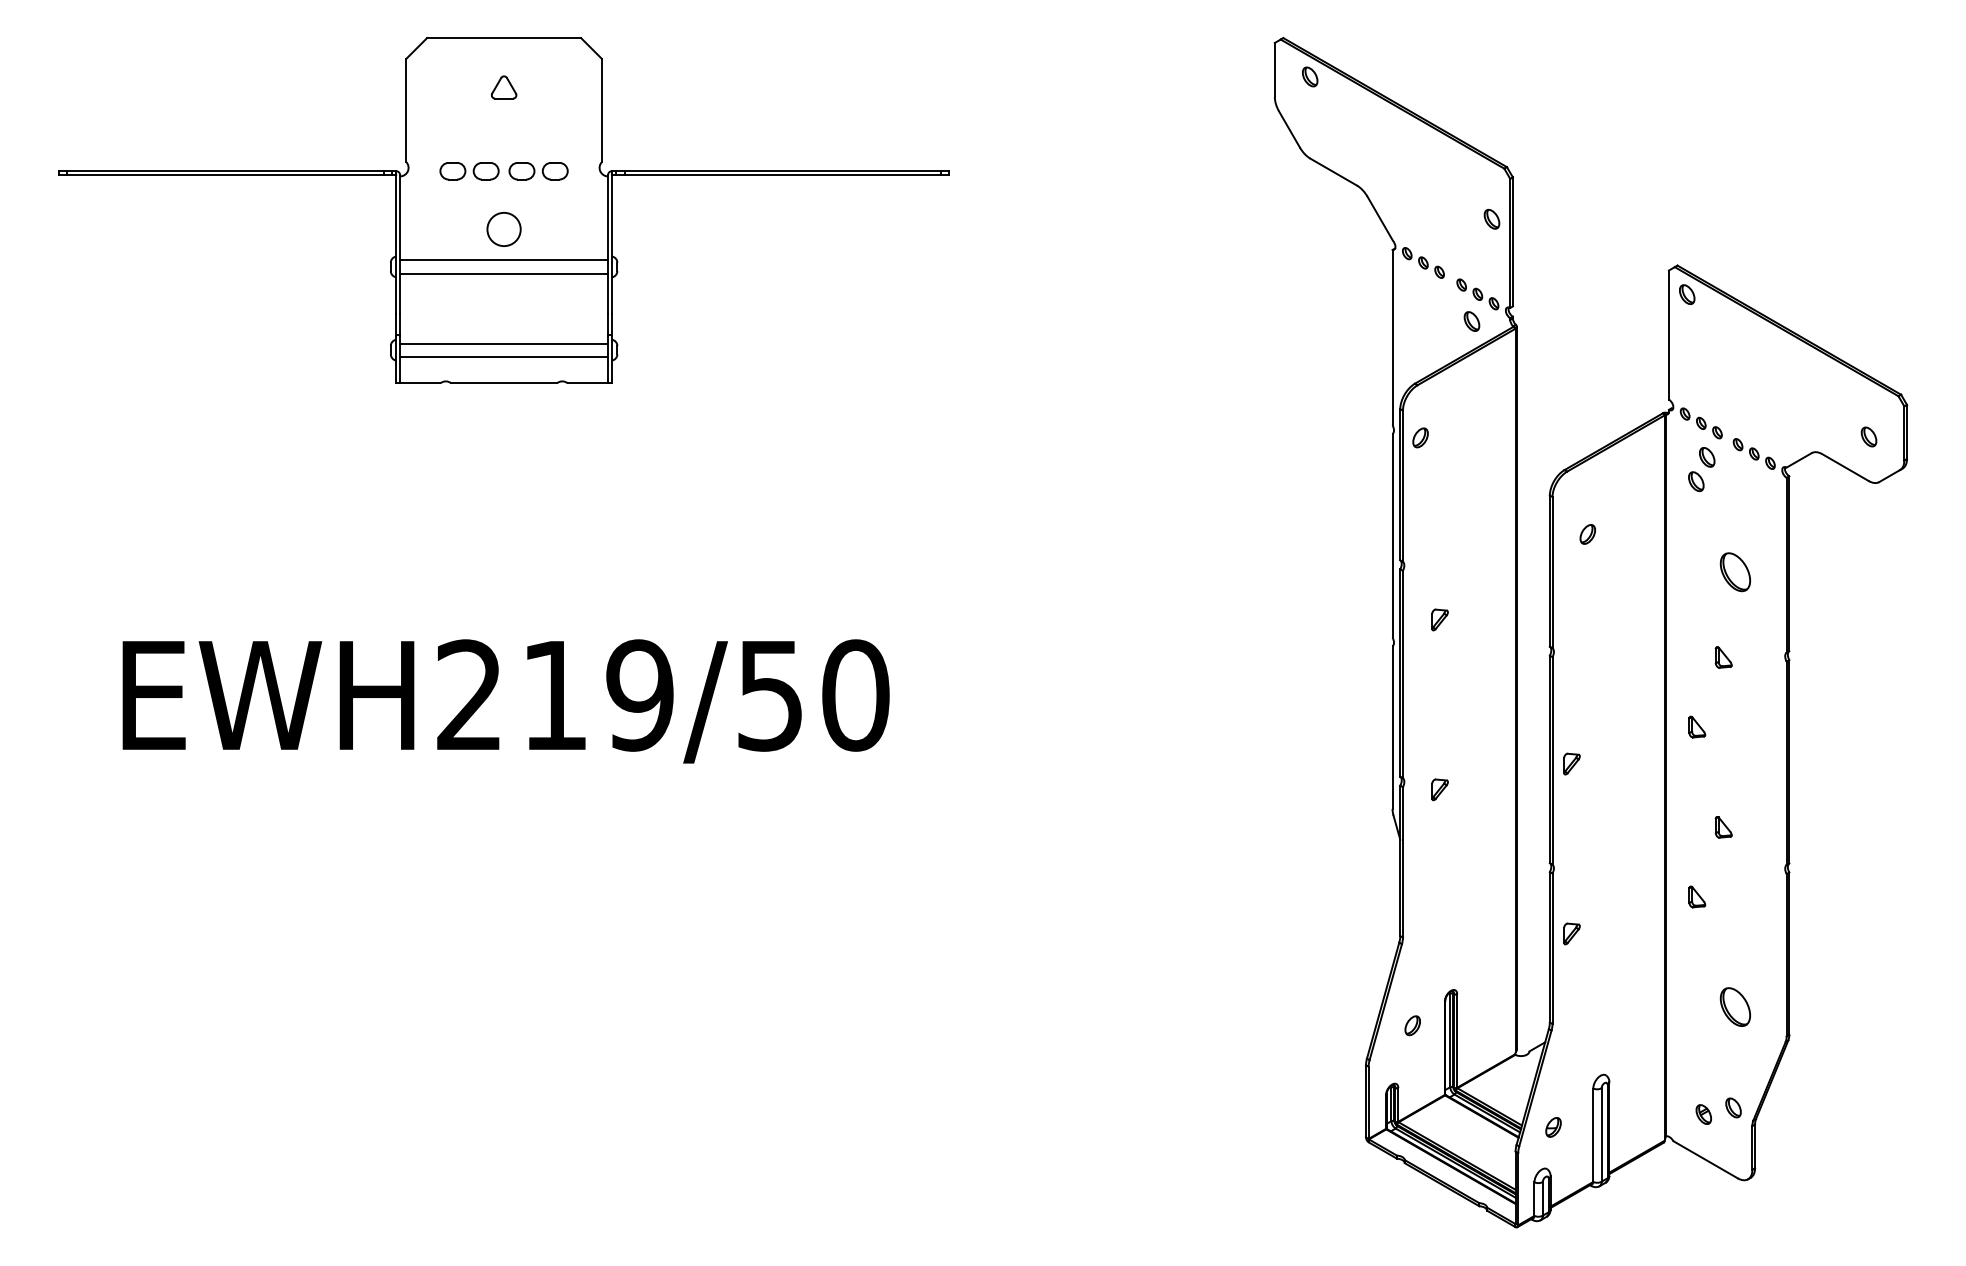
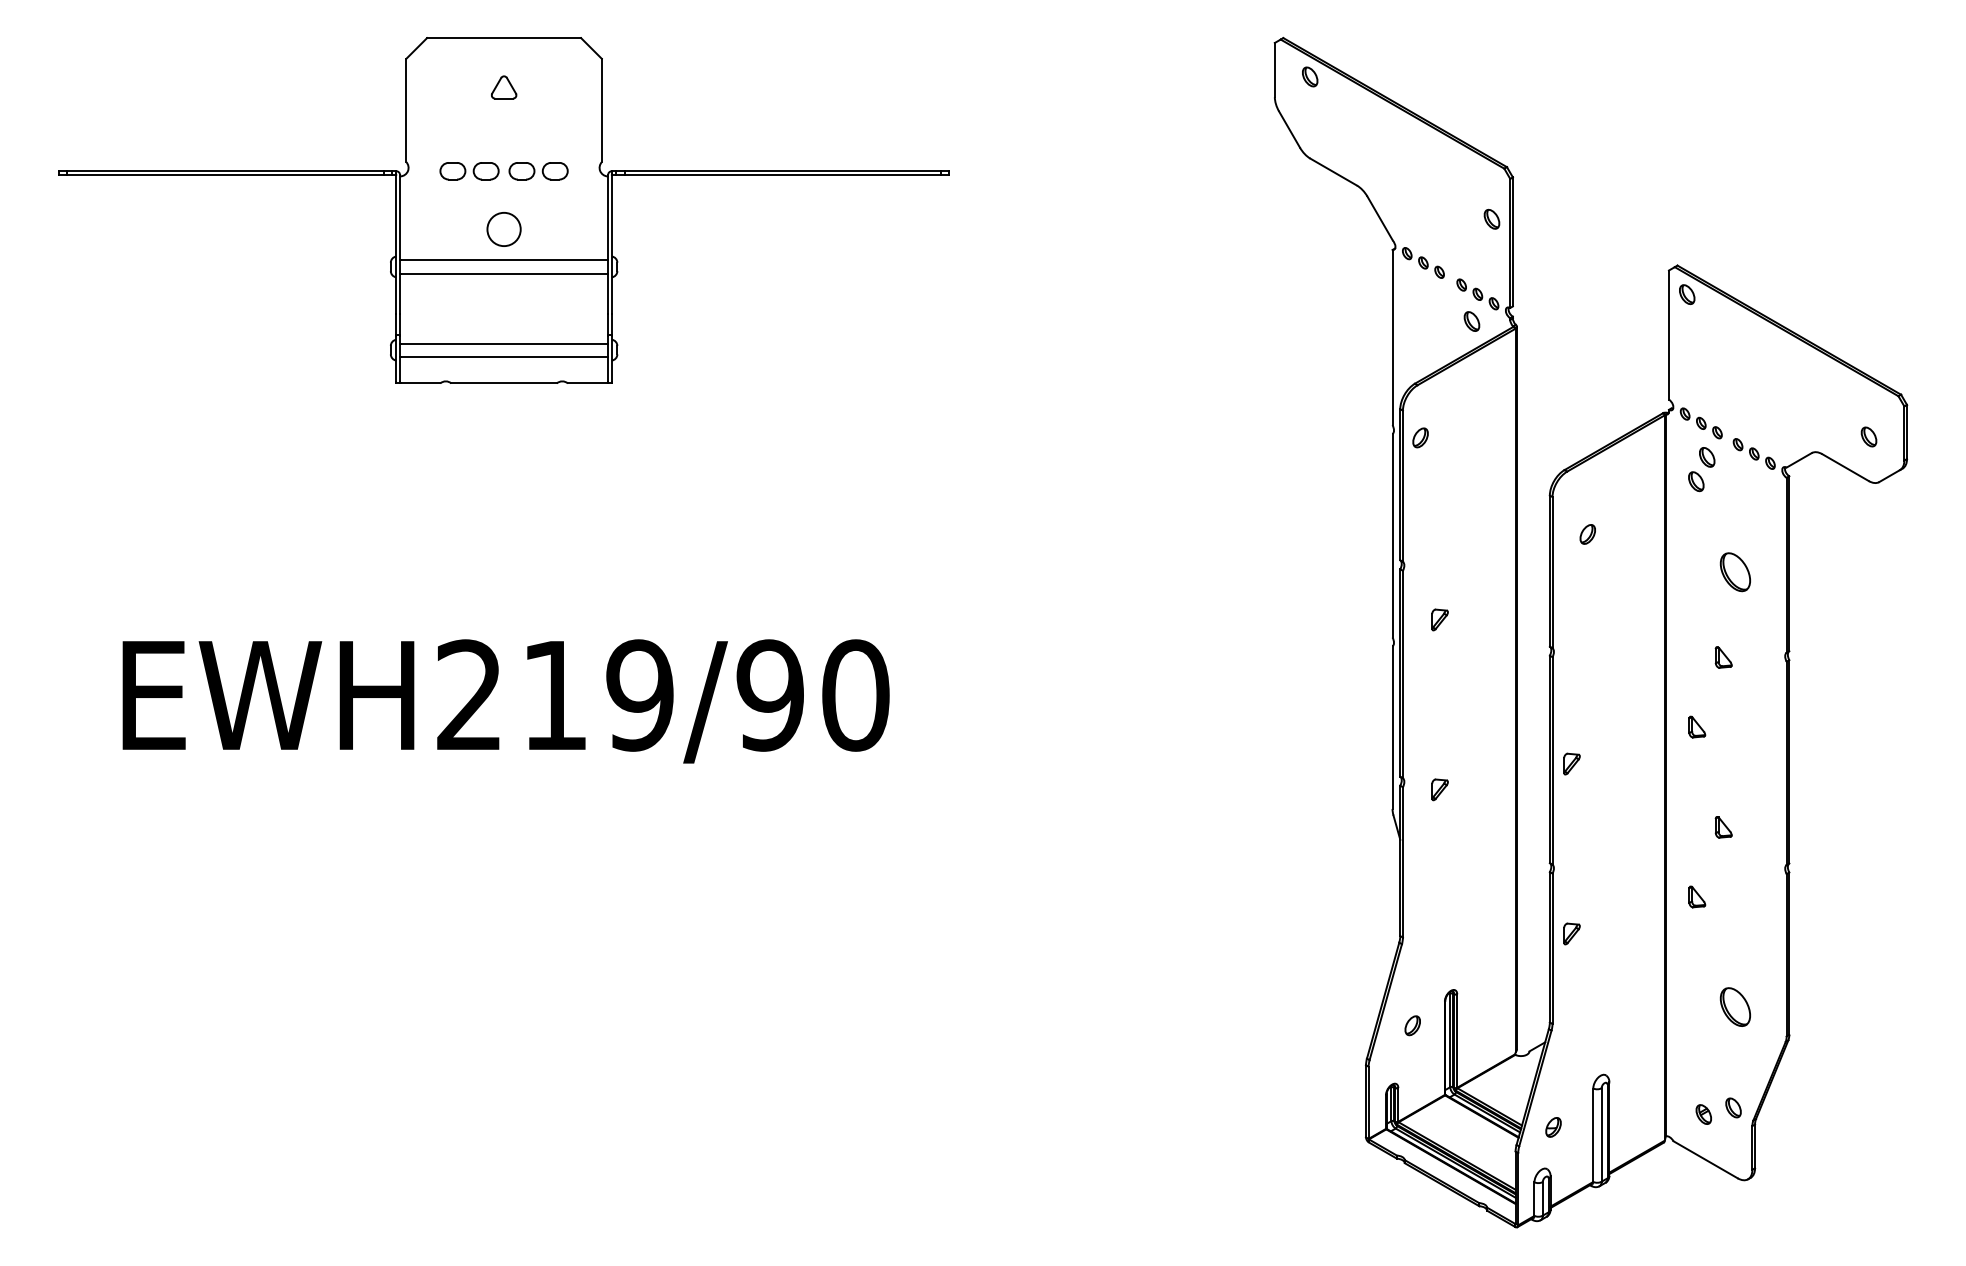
text: EWH219/50 -> EWH219/90 (769, 695)
